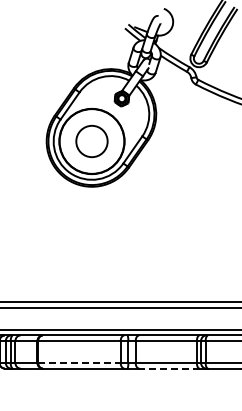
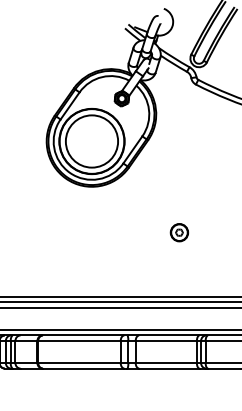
circle diameter: 31 px -> 52 px (91, 141)
part: none -> present (178, 232)
line: none -> present (120, 297)
line: dashed -> solid (80, 363)
line: dashed -> solid (168, 368)
